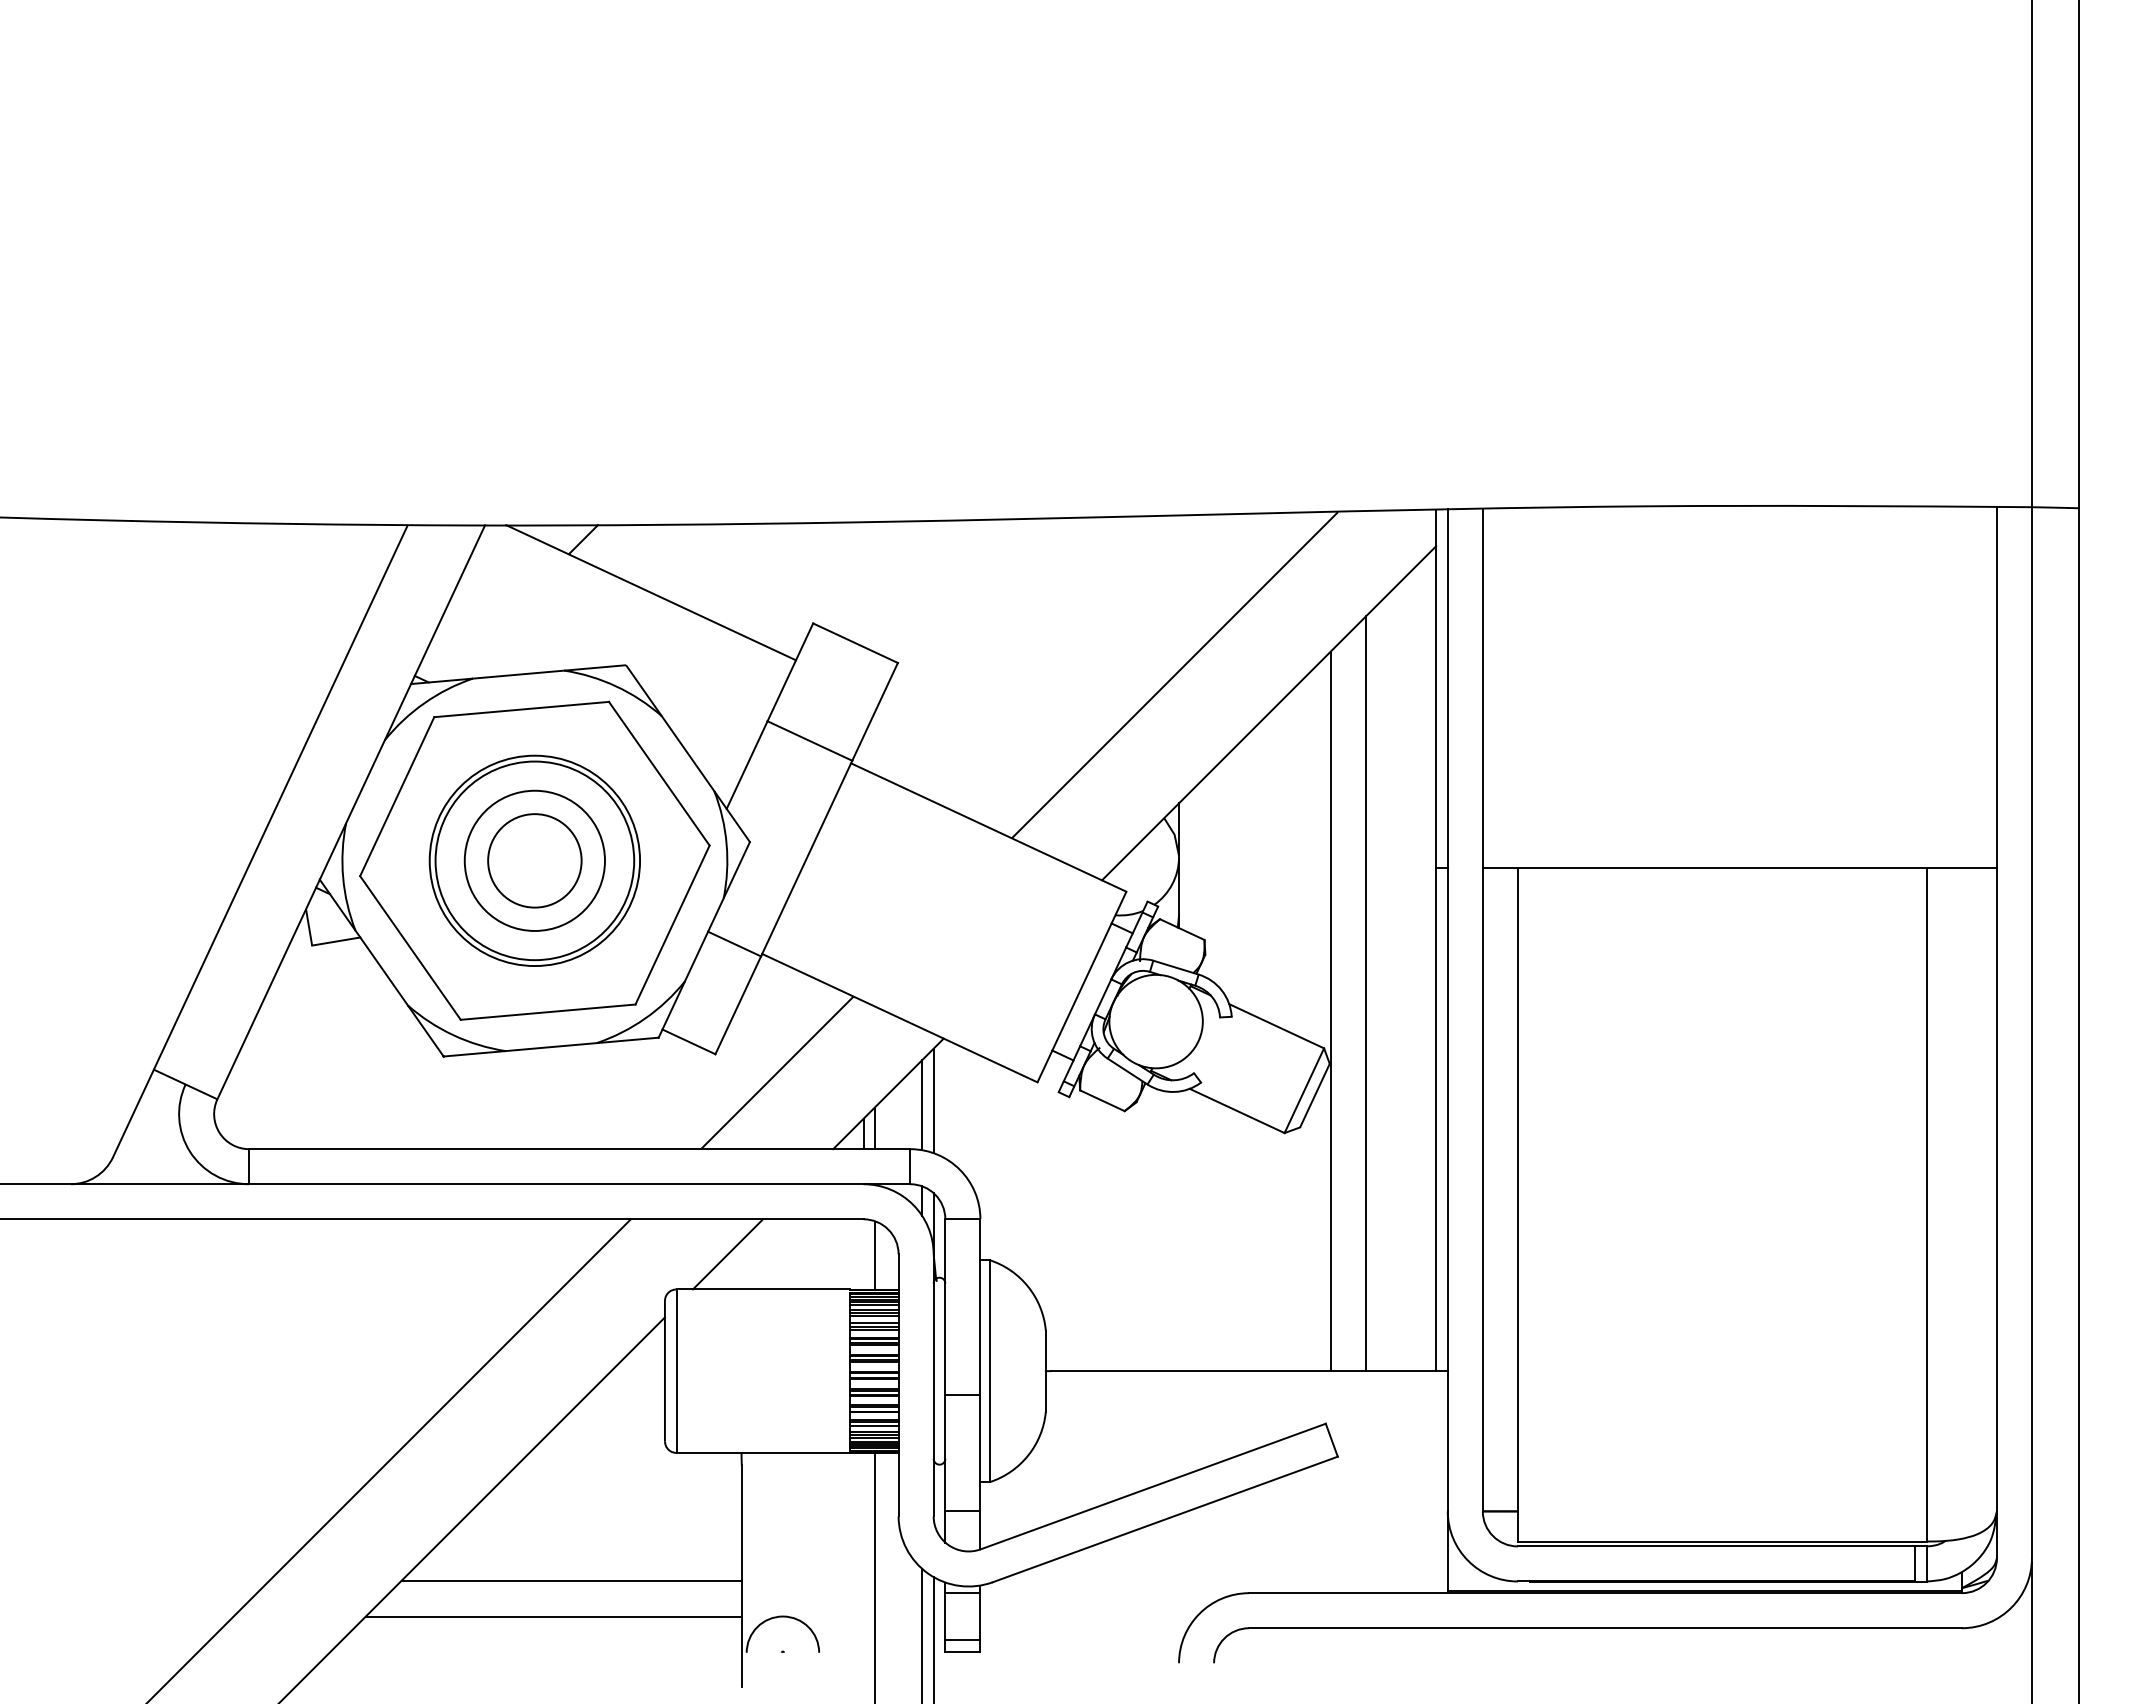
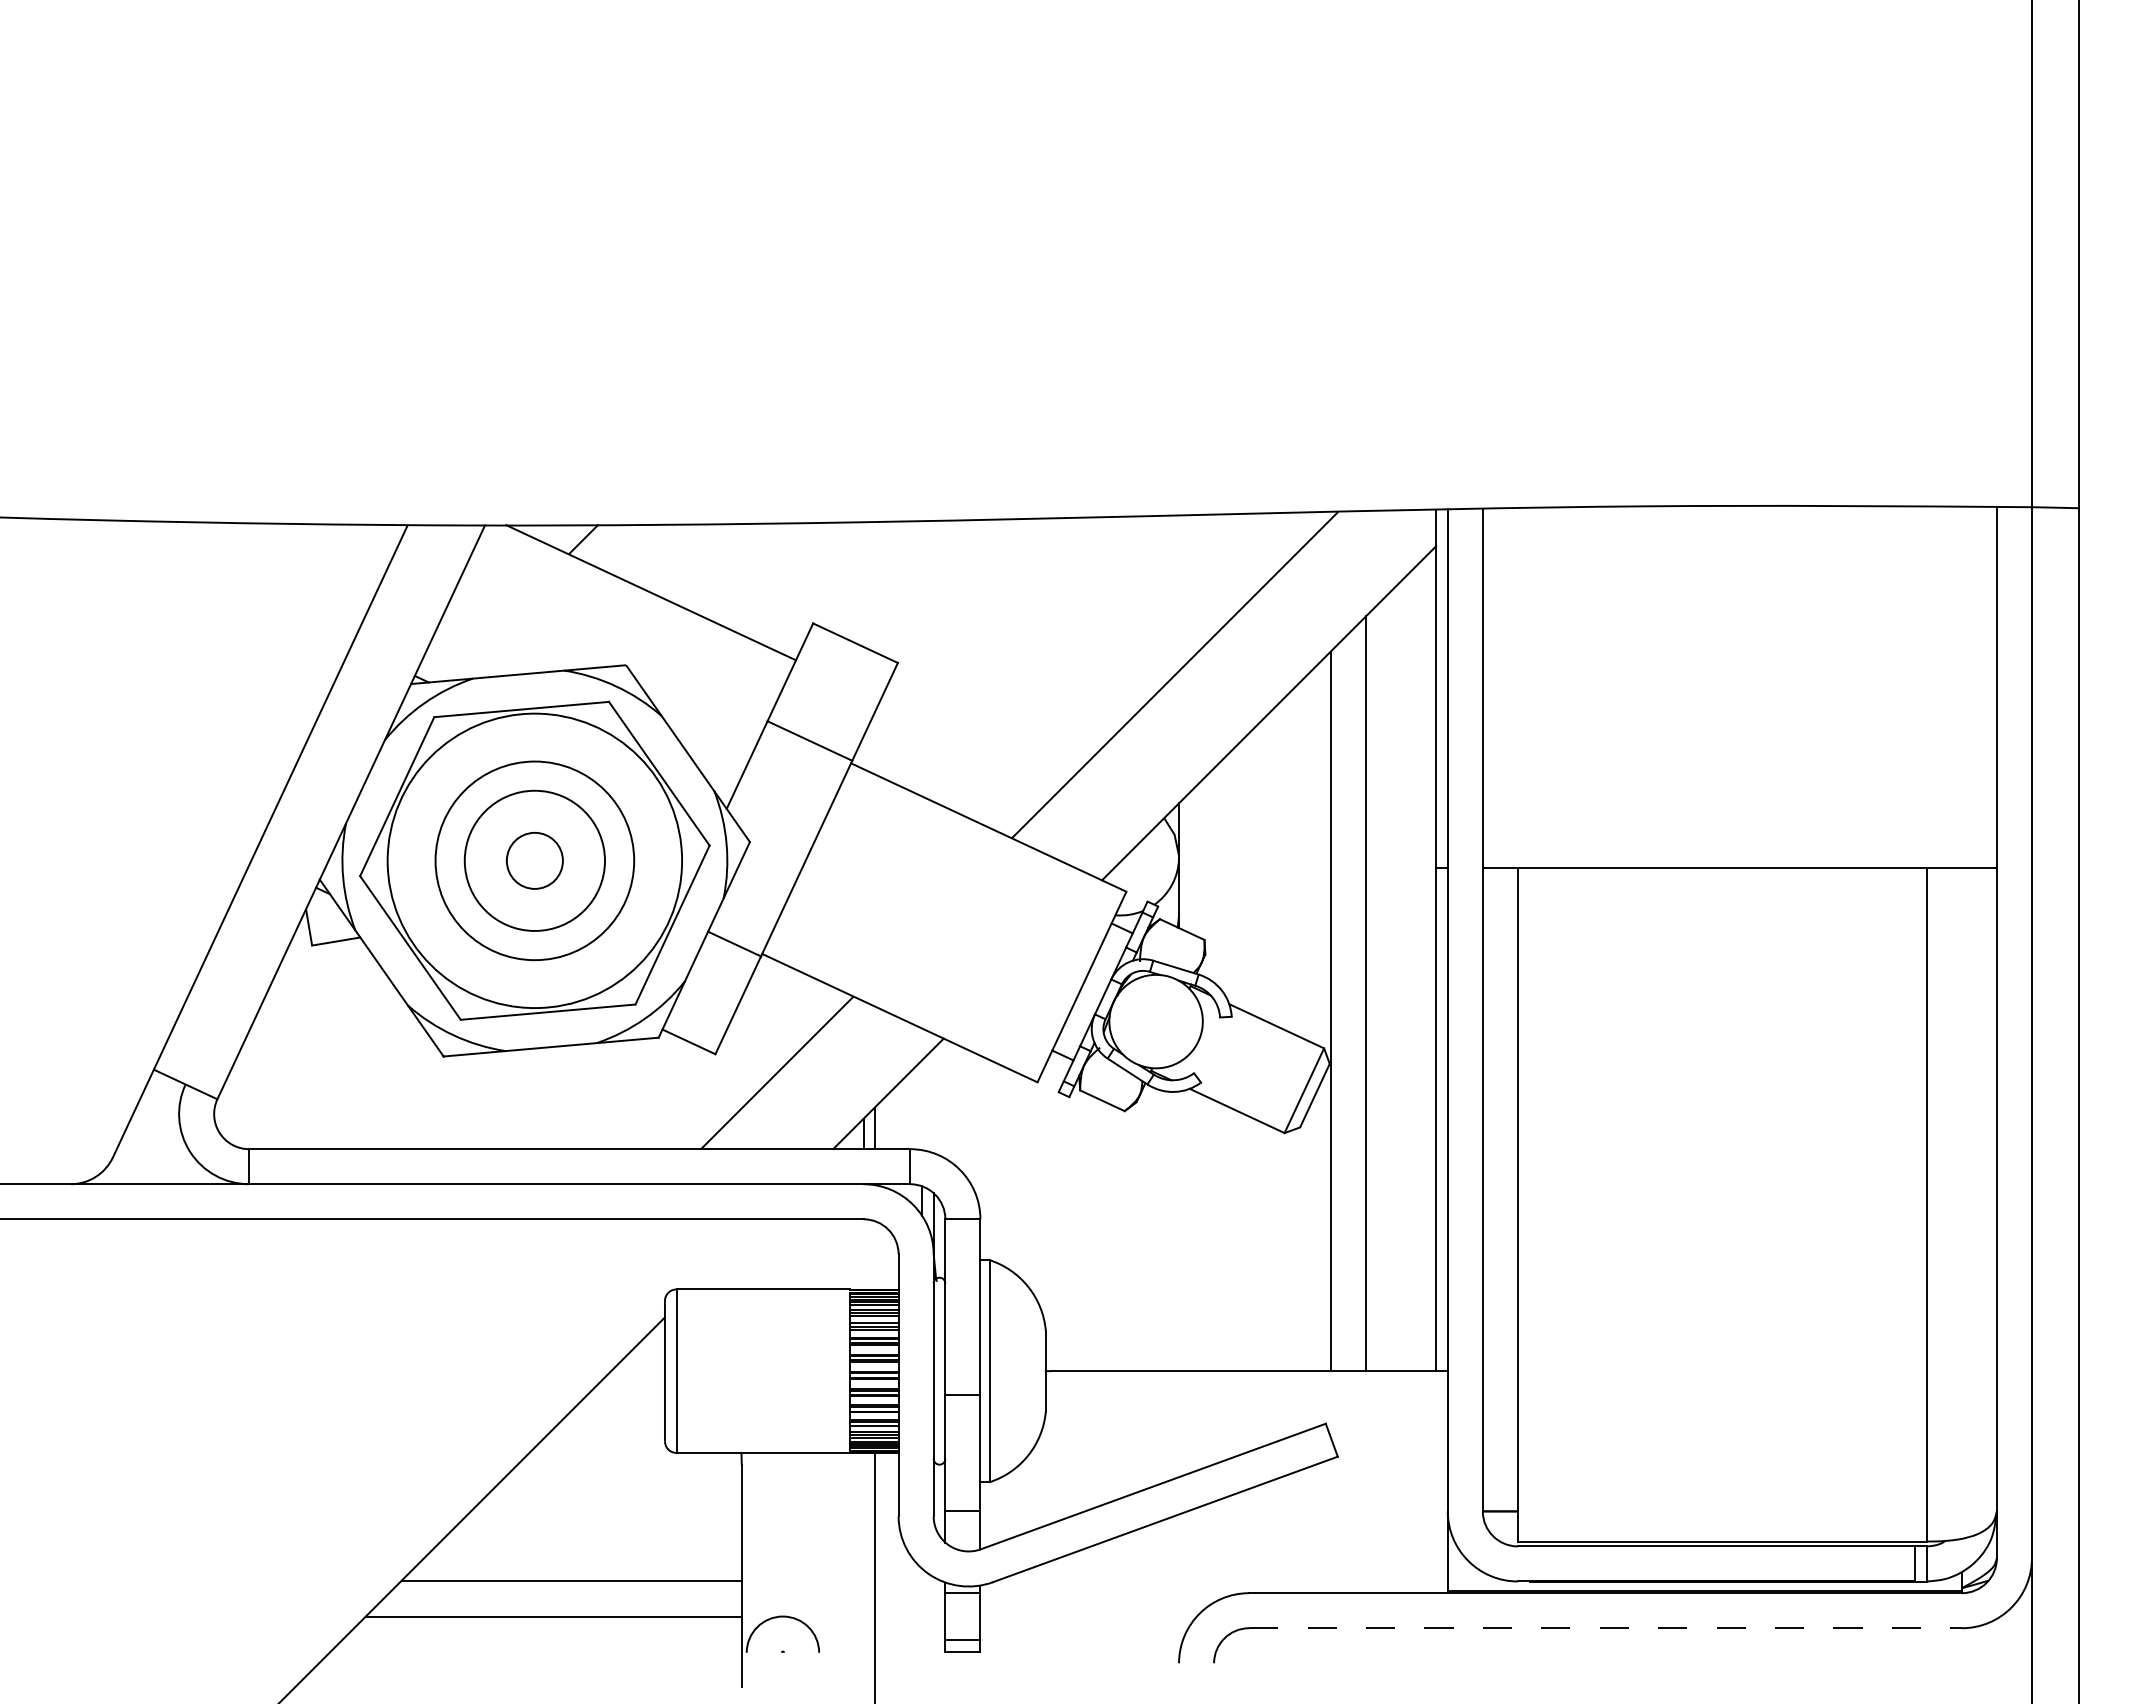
circle diameter: 210 px -> 294 px (534, 860)
circle diameter: 93 px -> 56 px (534, 860)
line: present -> none (933, 1100)
line: present -> none (921, 1105)
line: present -> none (727, 1254)
line: present -> none (875, 1255)
line: present -> none (389, 1459)
line: solid -> dashed (1606, 1628)
line: present -> none (921, 1634)
line: present -> none (933, 1638)
